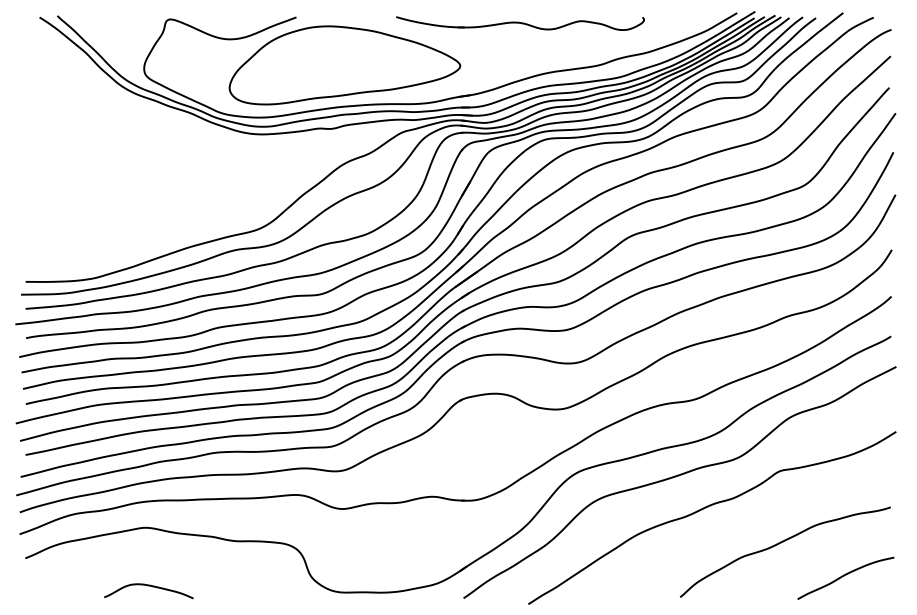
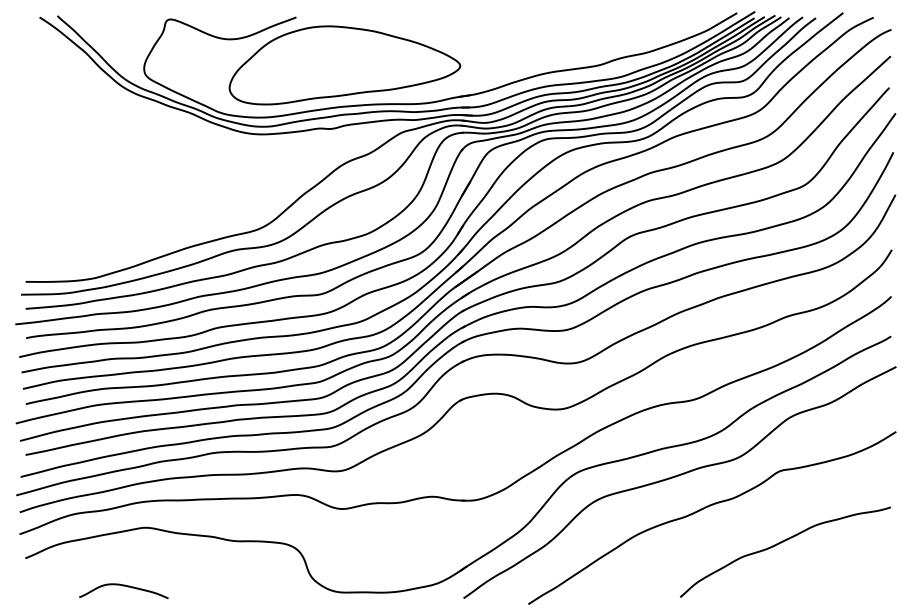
part: present -> none (520, 23)
curve: present -> none (844, 576)
curve position: (148, 586) -> (123, 586) (123, 586)
